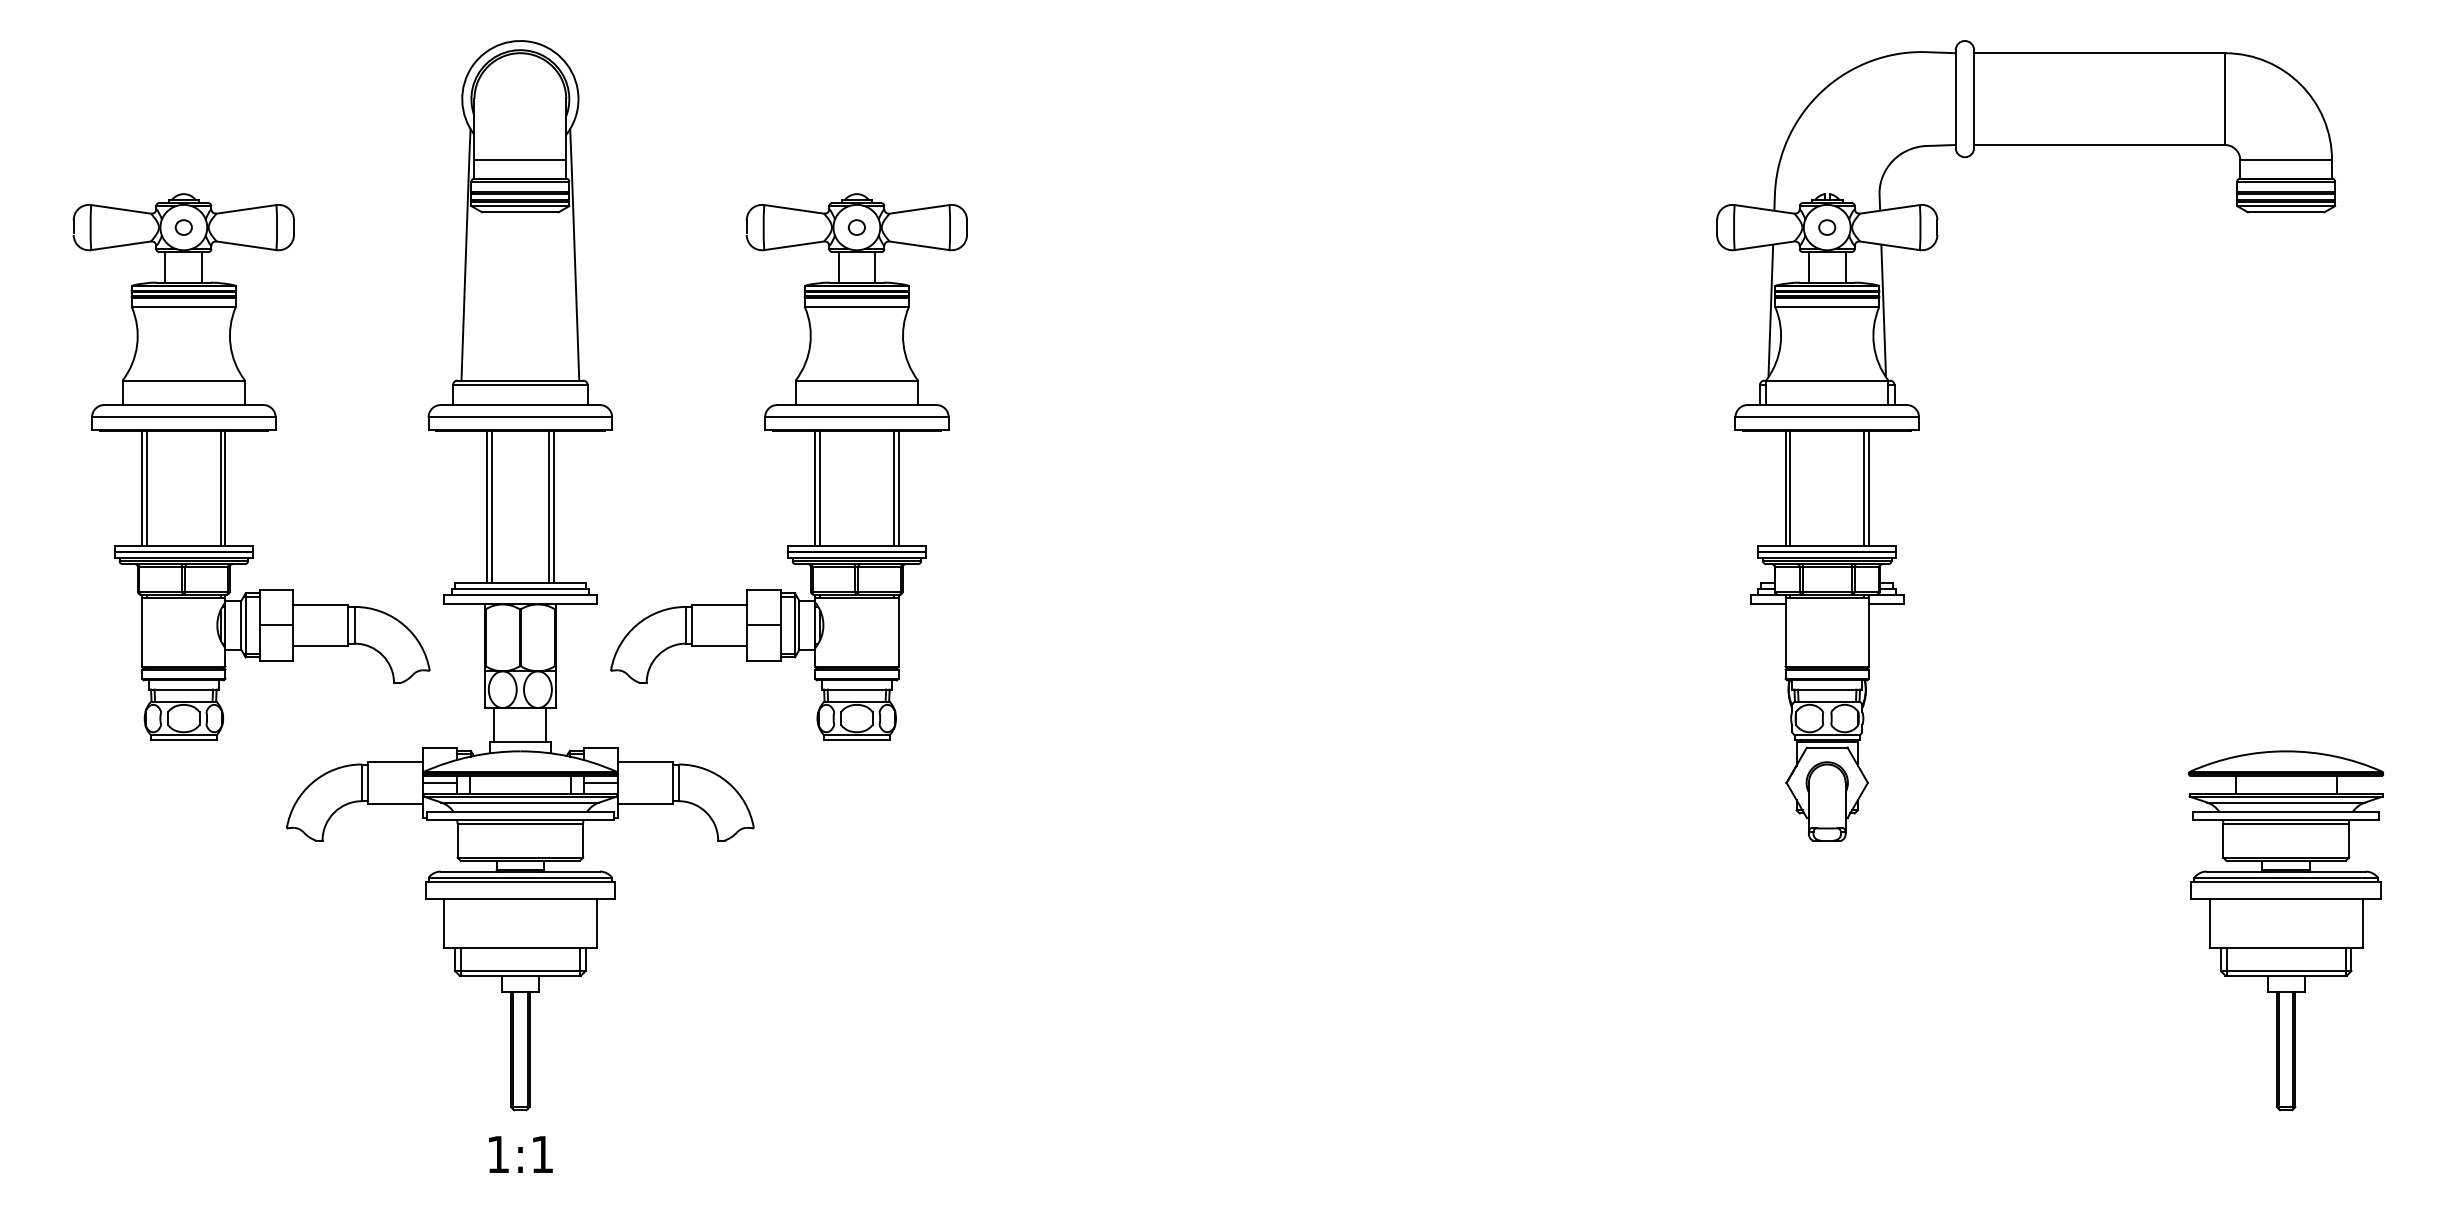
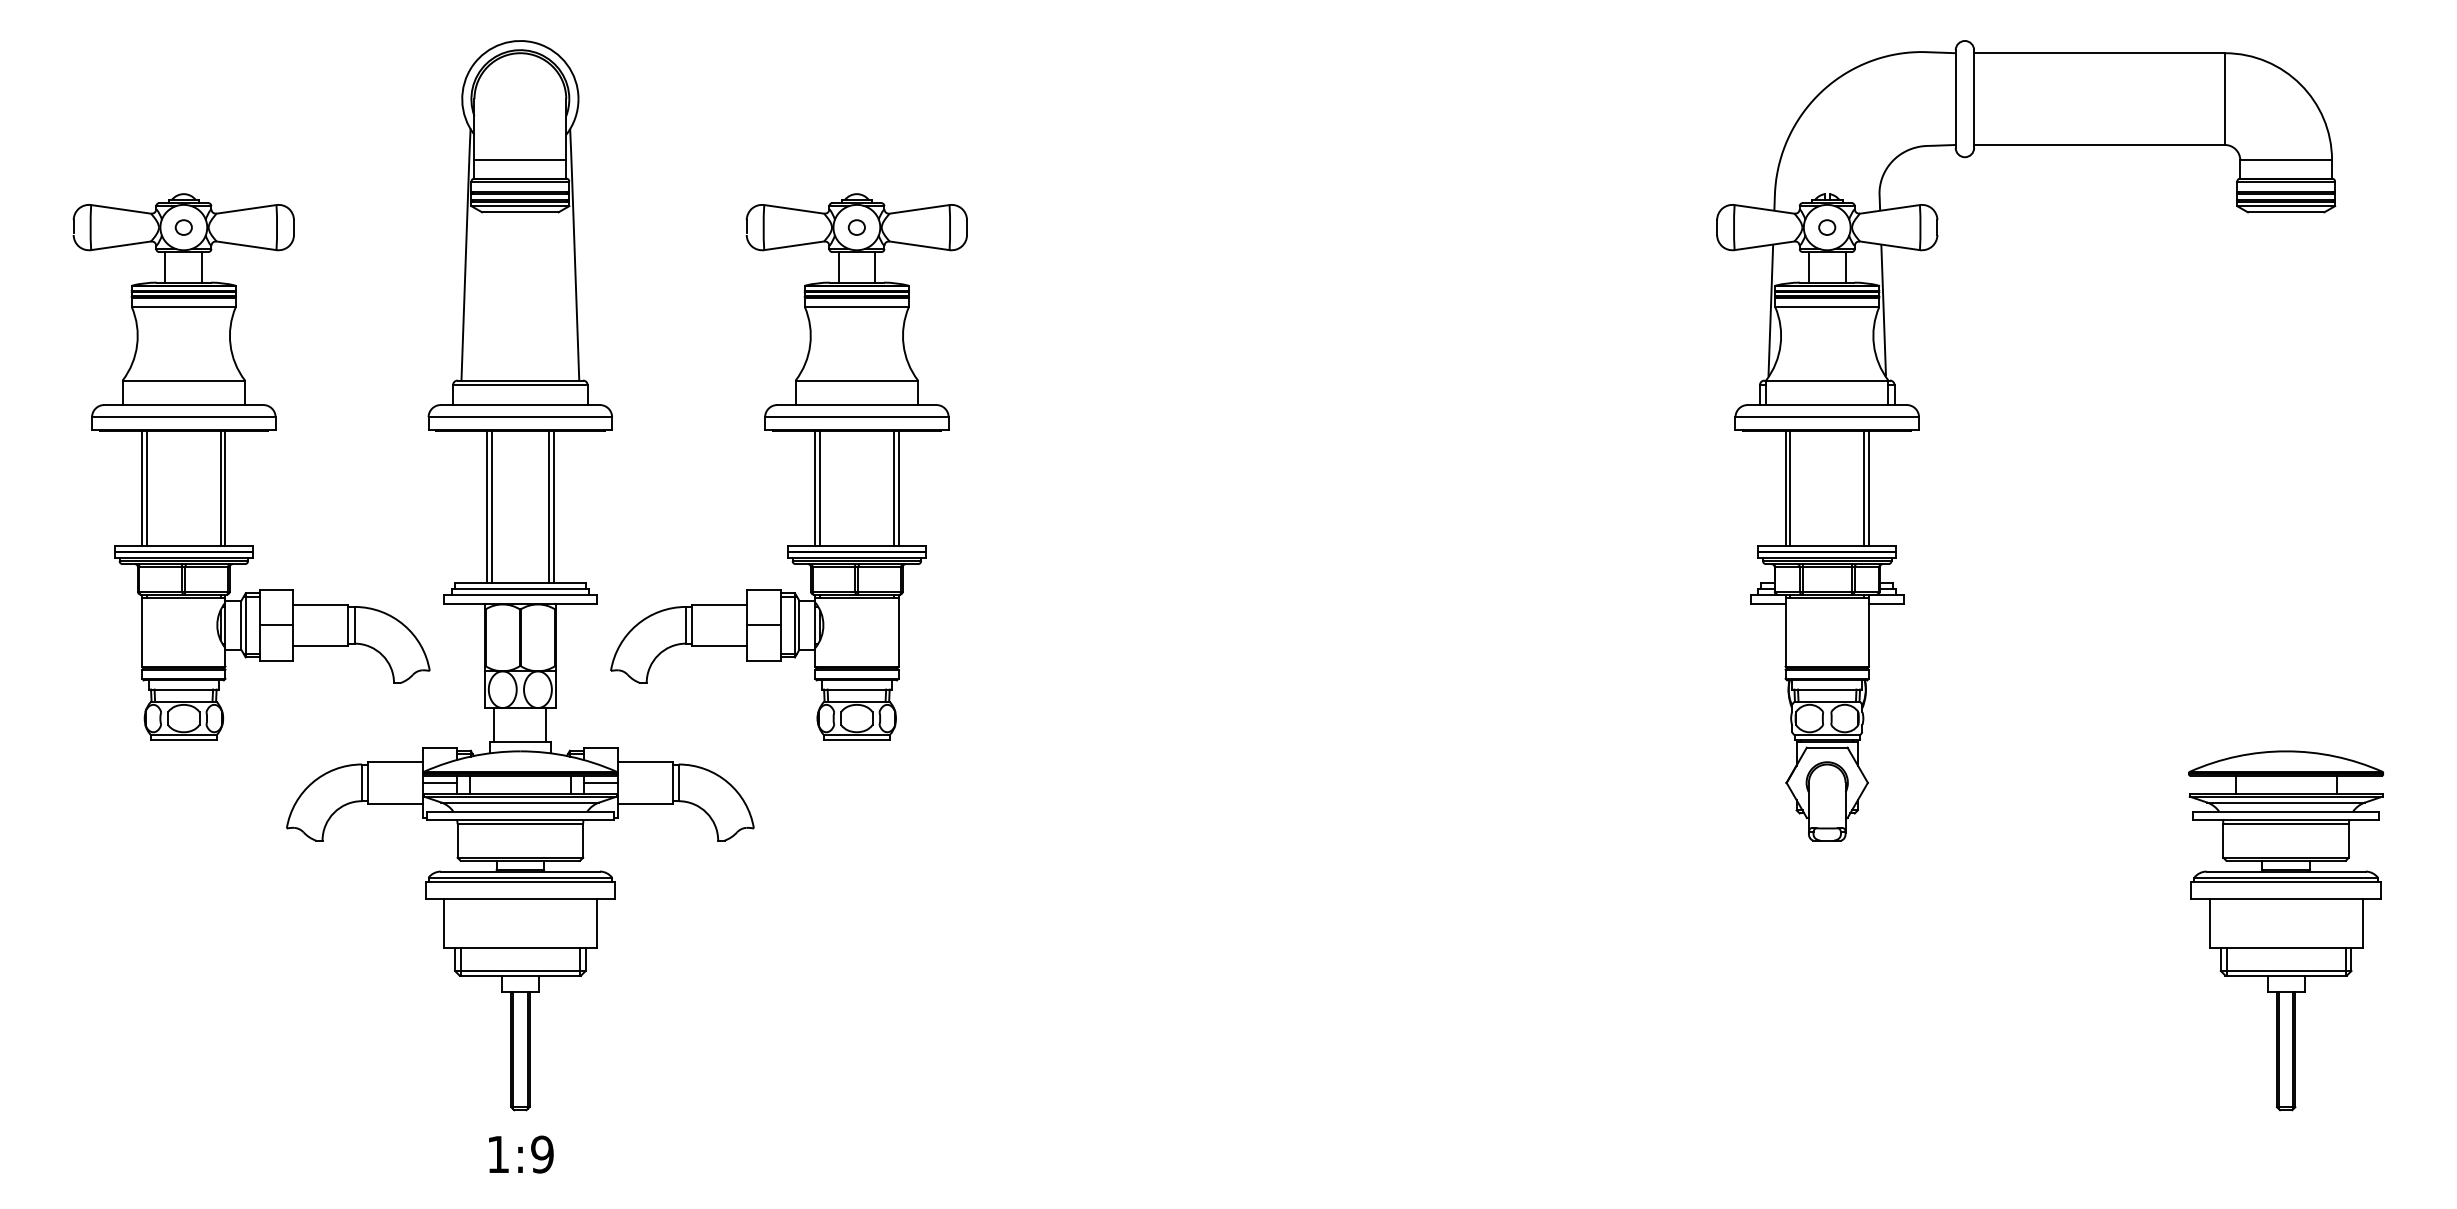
text: 1:1 -> 1:9 (542, 1154)
